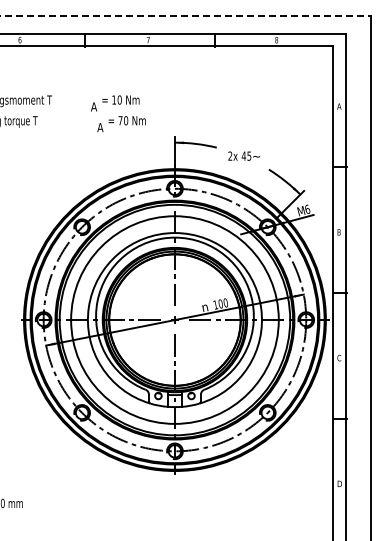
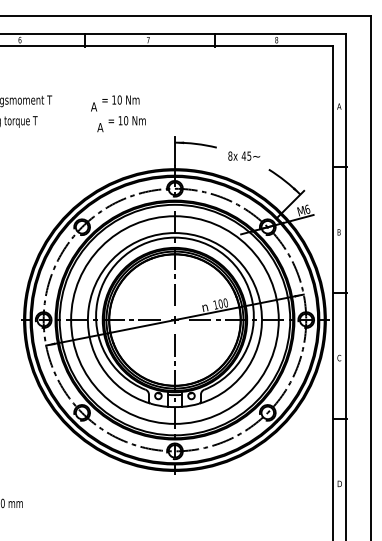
line: dashed -> solid (185, 16)
text: 70 -> 10 (120, 120)
text: 2x -> 8x (230, 155)
